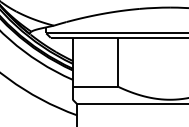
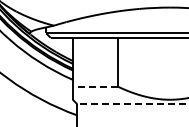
line: solid -> dashed (94, 86)
line: solid -> dashed (132, 104)
